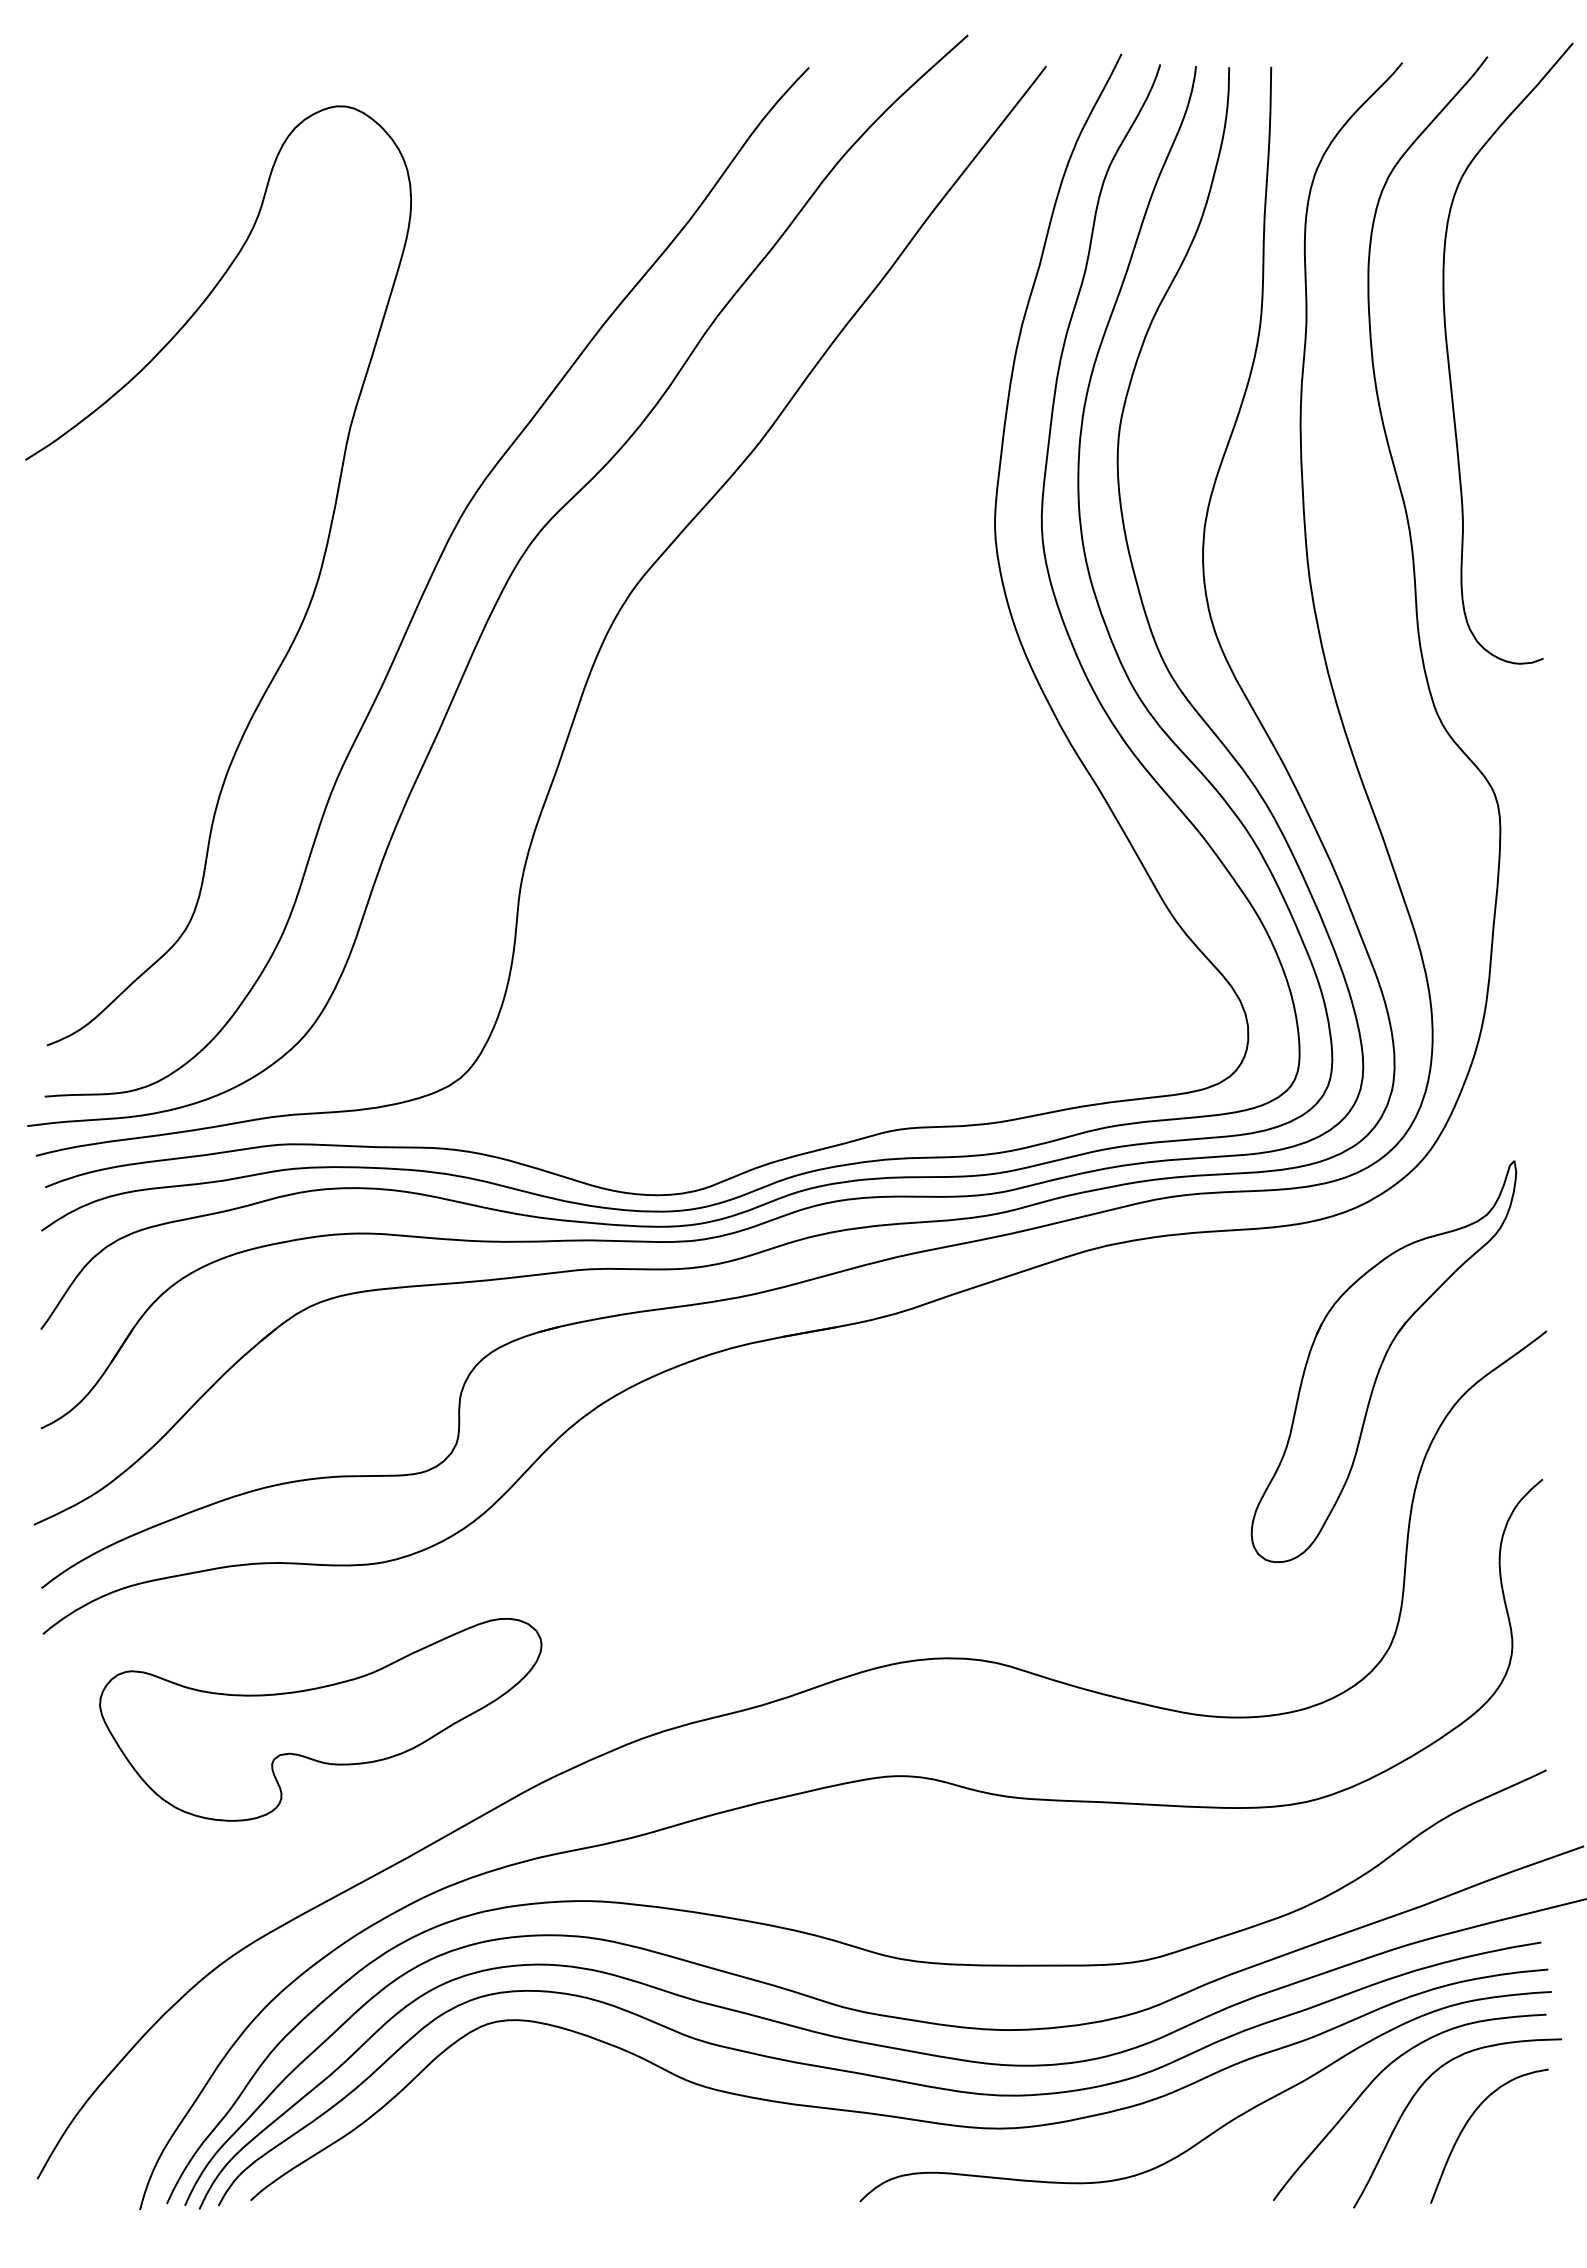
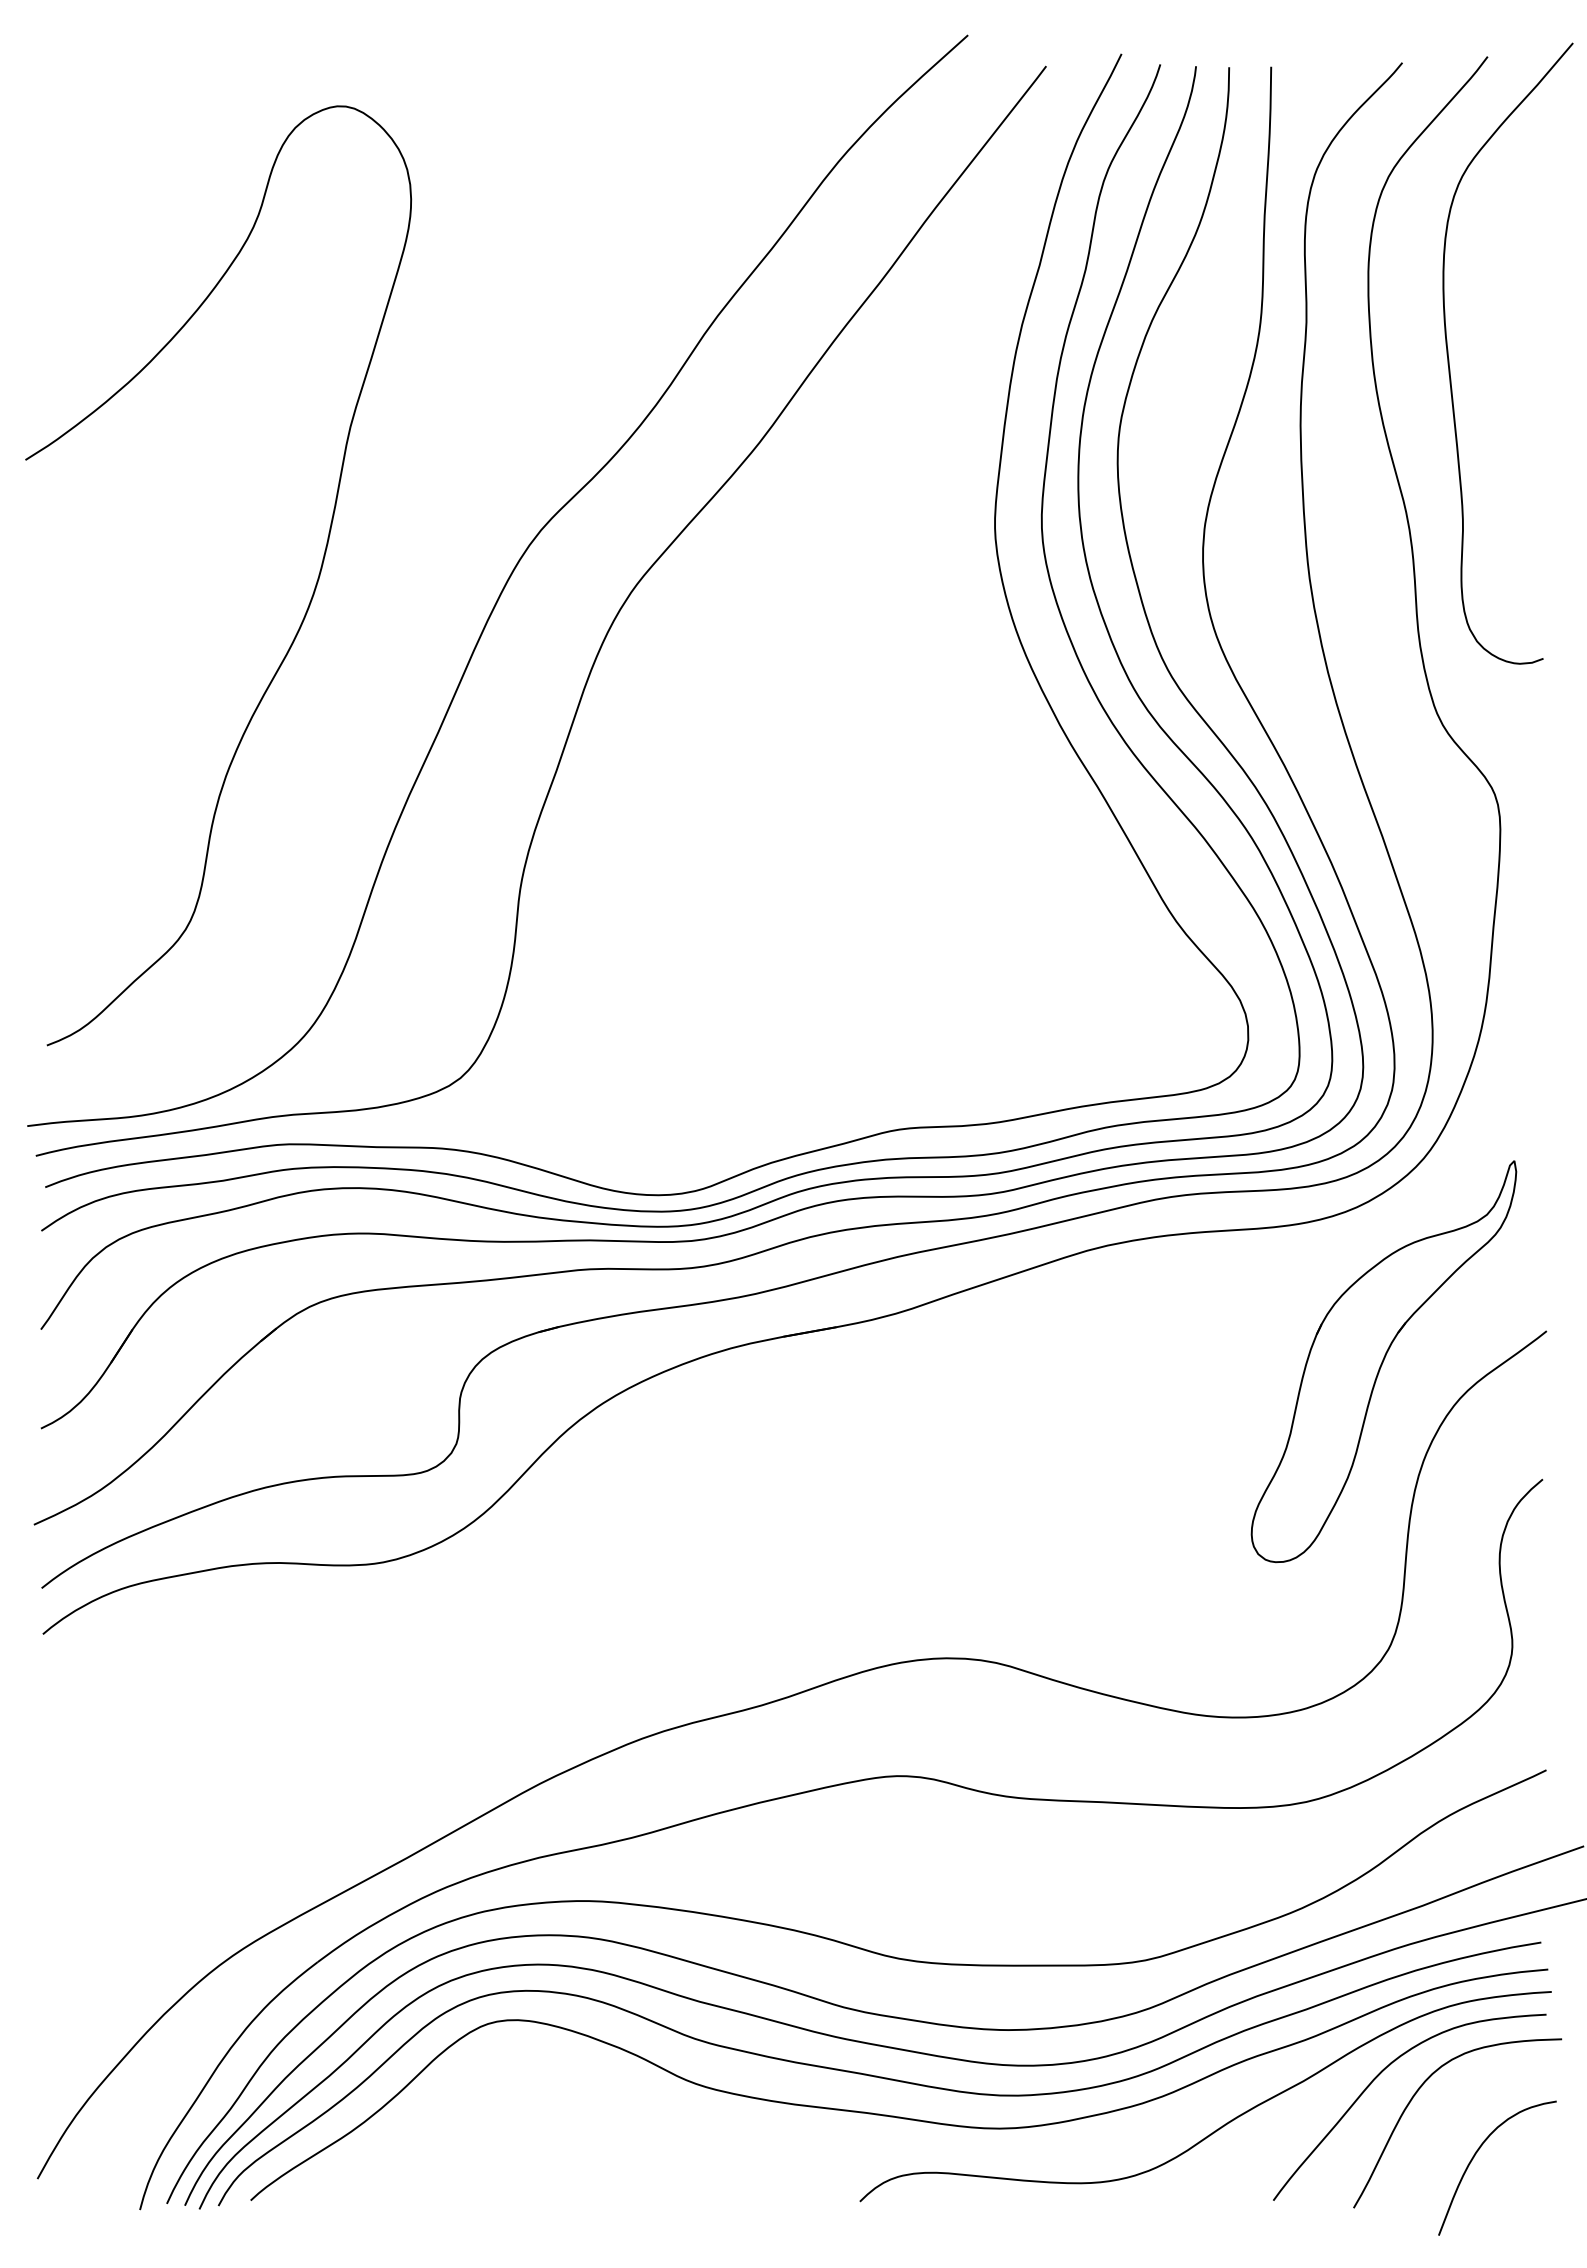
curve: present -> none (427, 582)
part: present -> none (320, 1719)
curve position: (1468, 2122) -> (1476, 2154) (1476, 2154)
